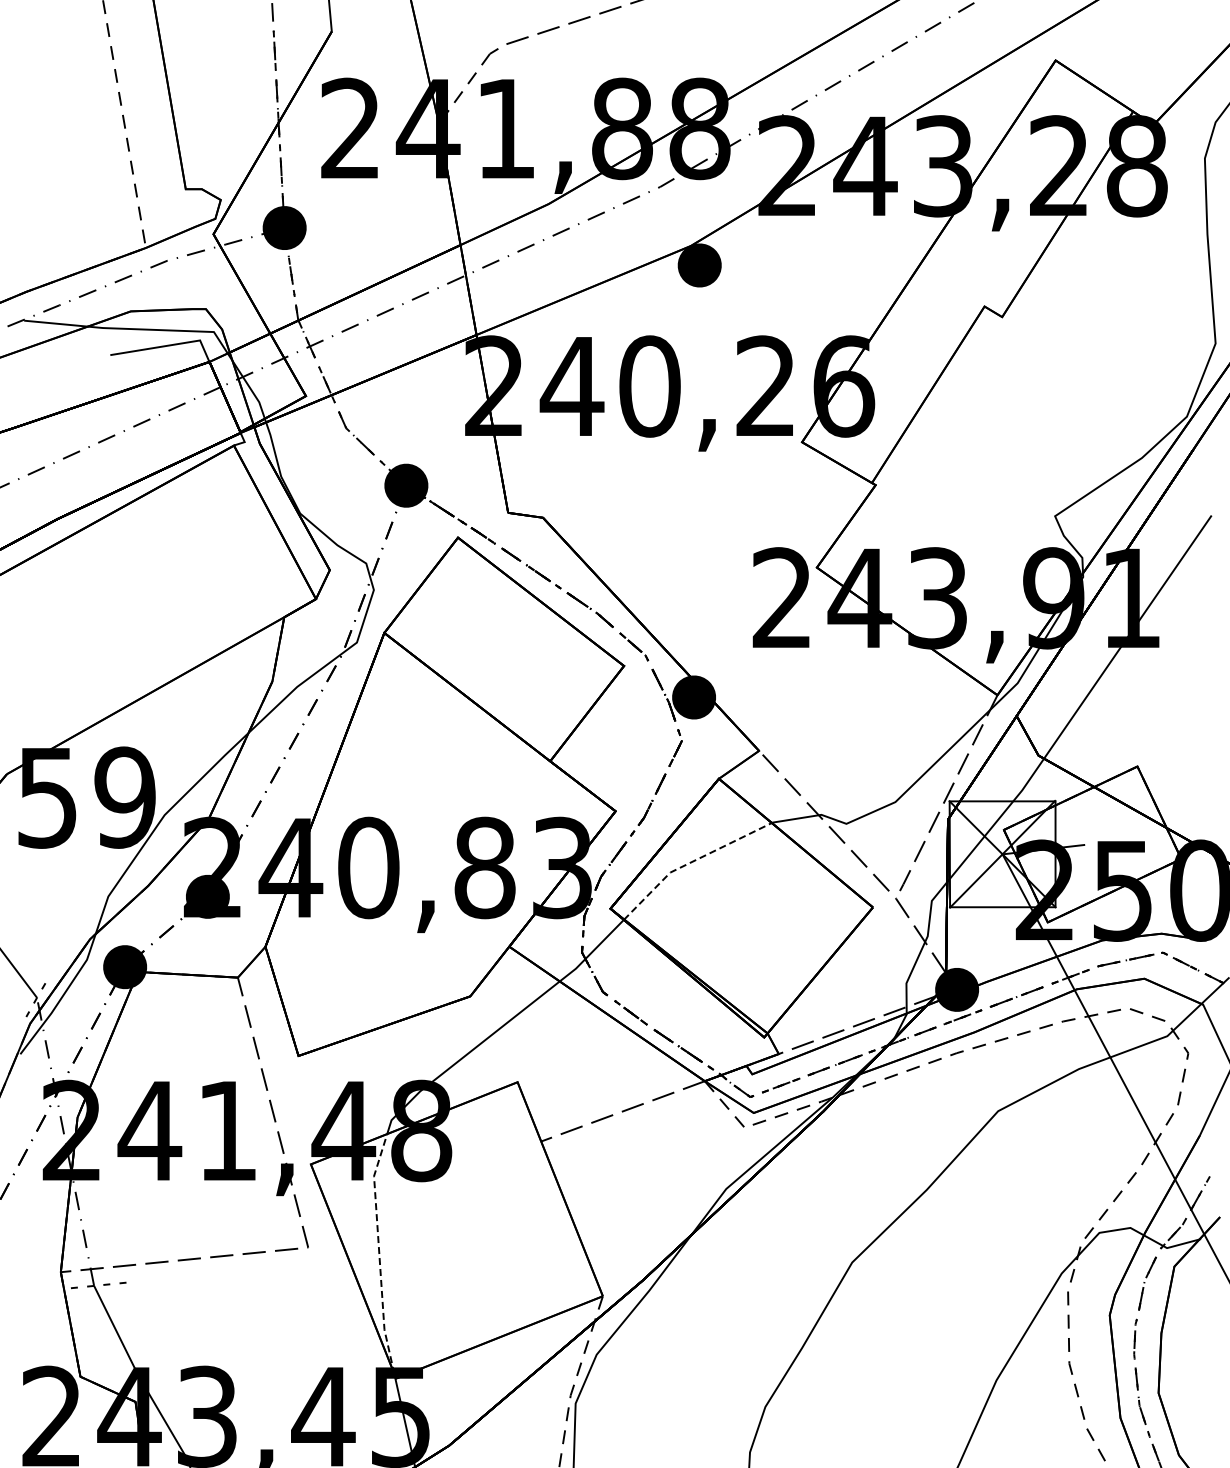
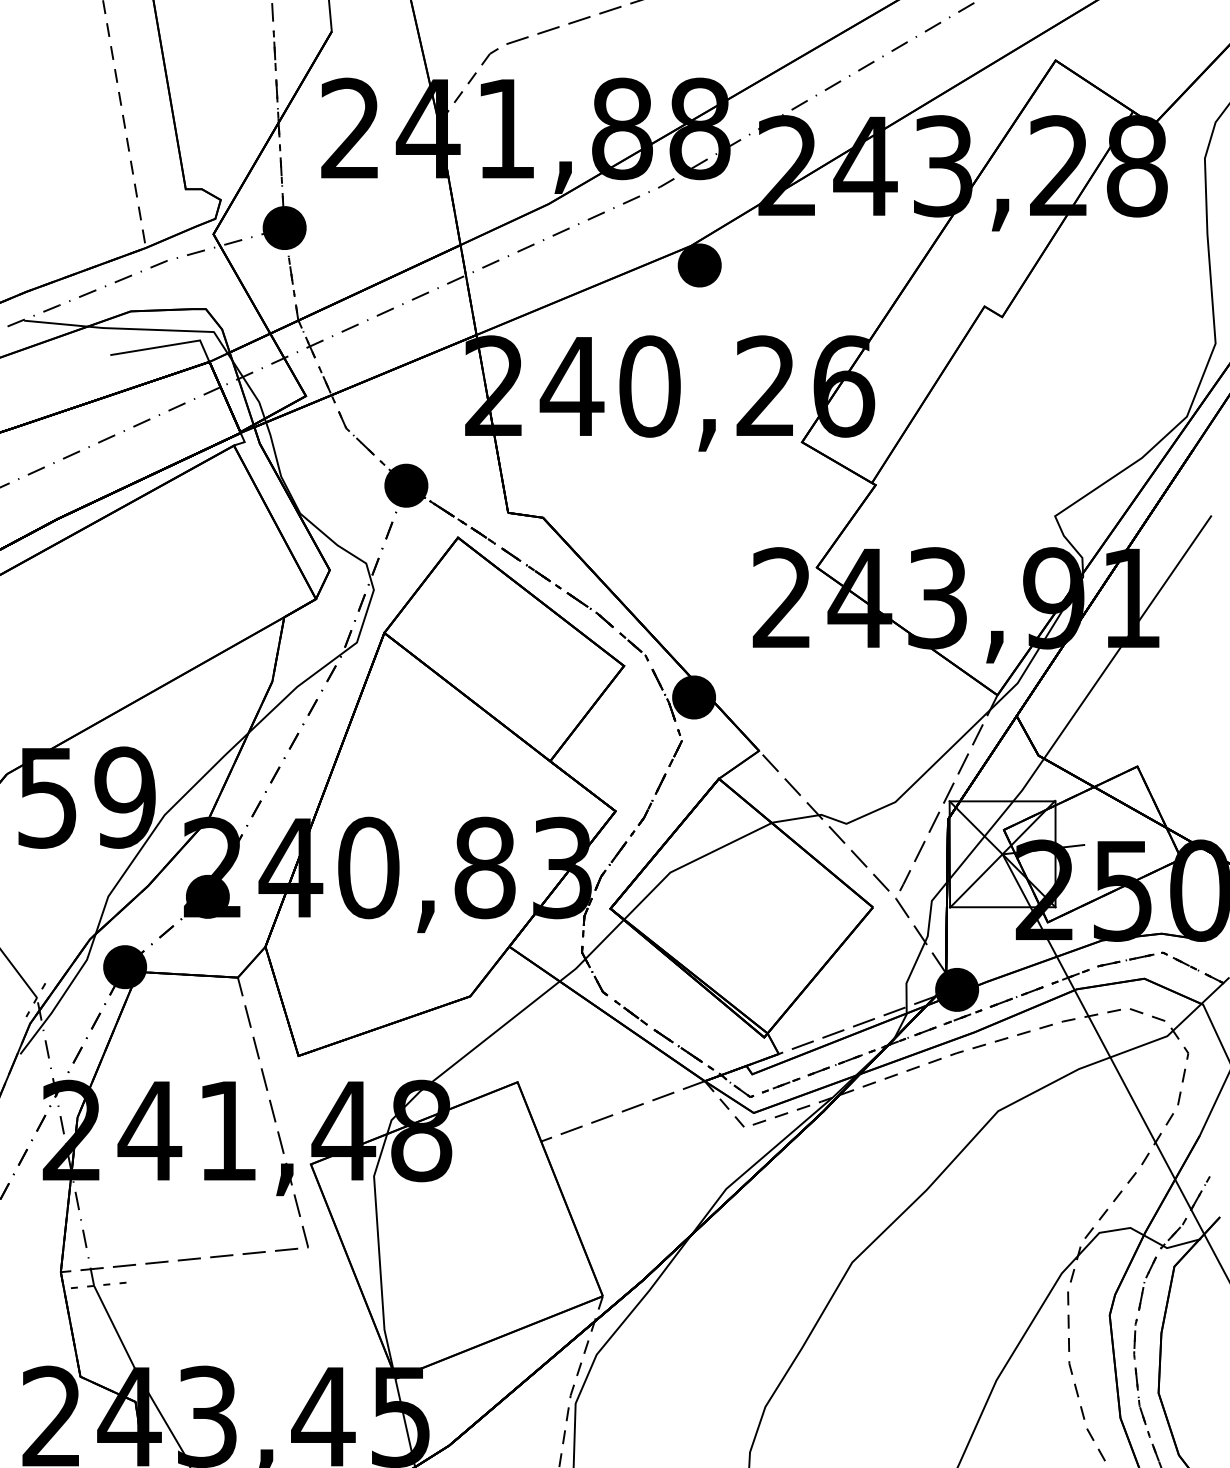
line: dashed -> solid (691, 862)
line: dashed -> solid (379, 1253)
